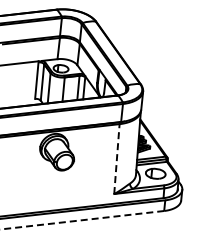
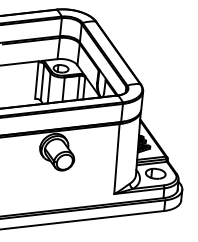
line: dashed -> solid (116, 158)
line: dashed -> solid (81, 220)
